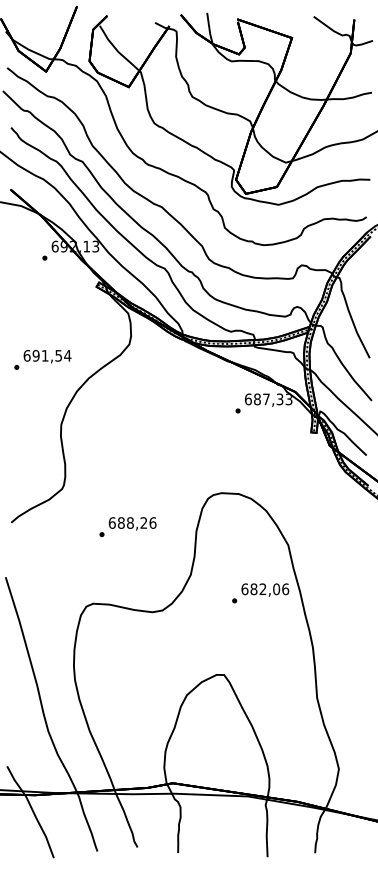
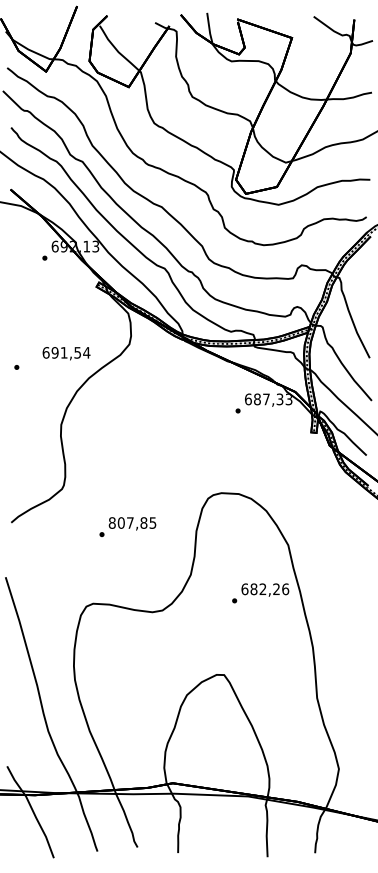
text position: (47, 356) -> (66, 353) (66, 353)
text: 688,26 -> 807,85 (132, 522)
text: 682,06 -> 682,26 (276, 589)
